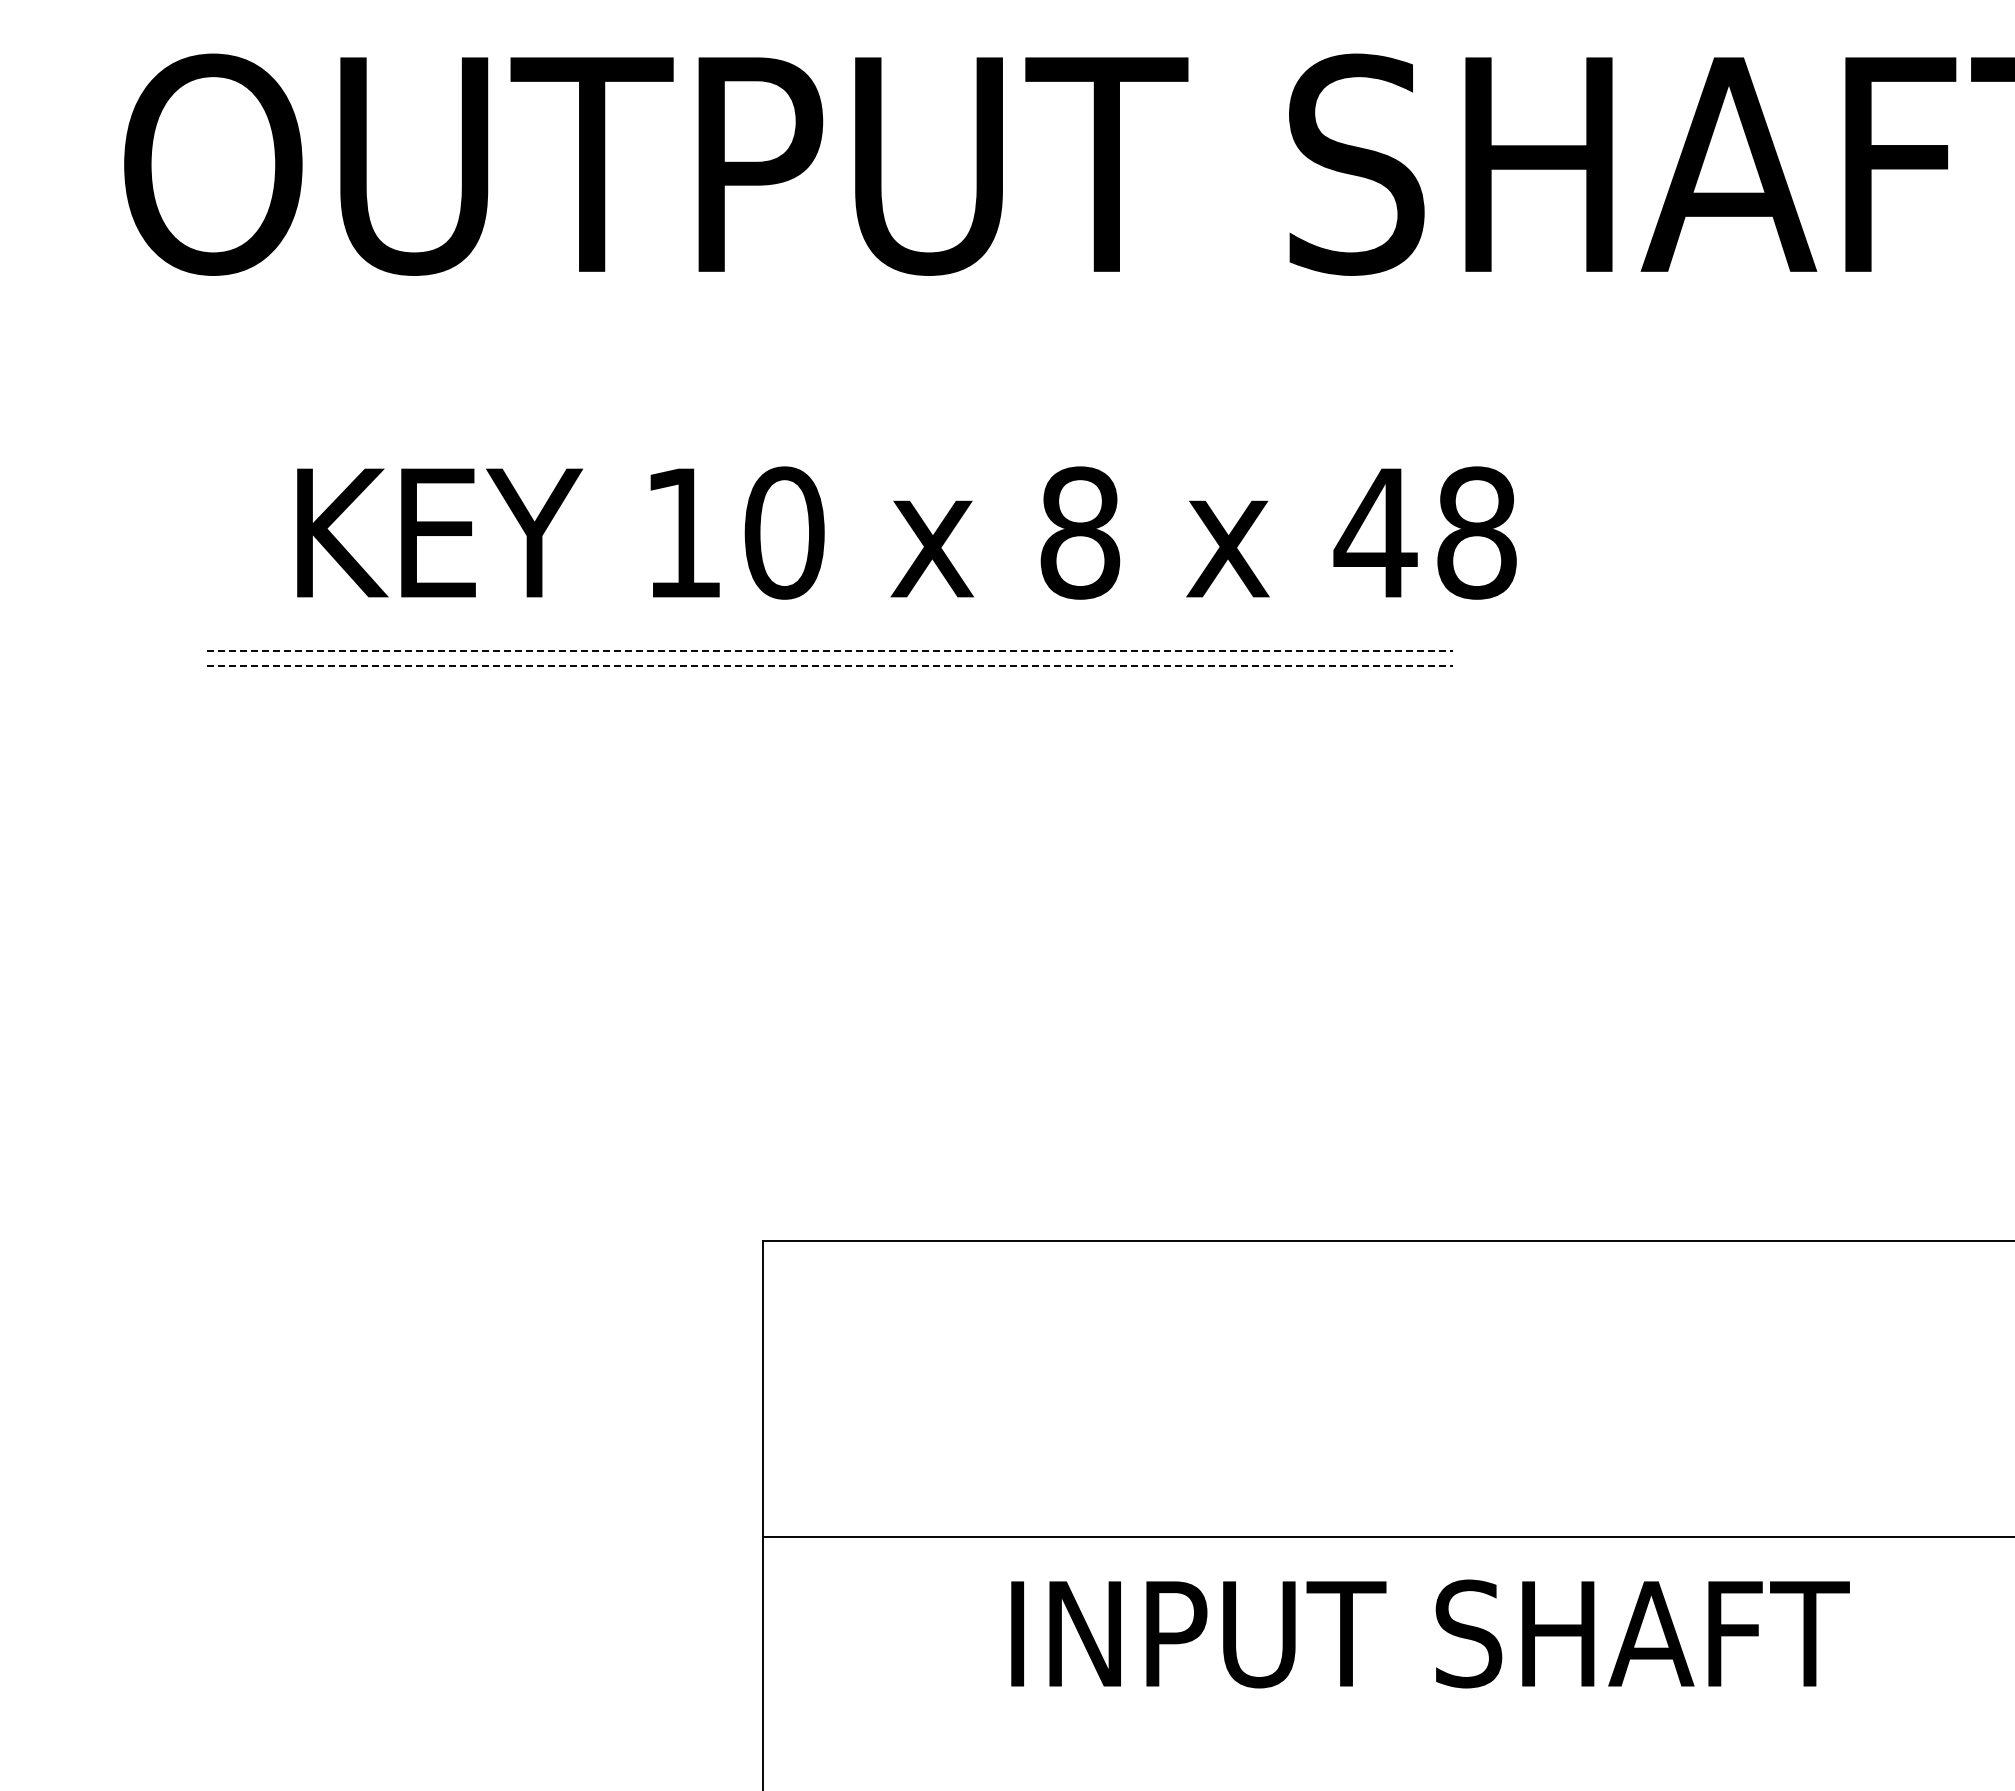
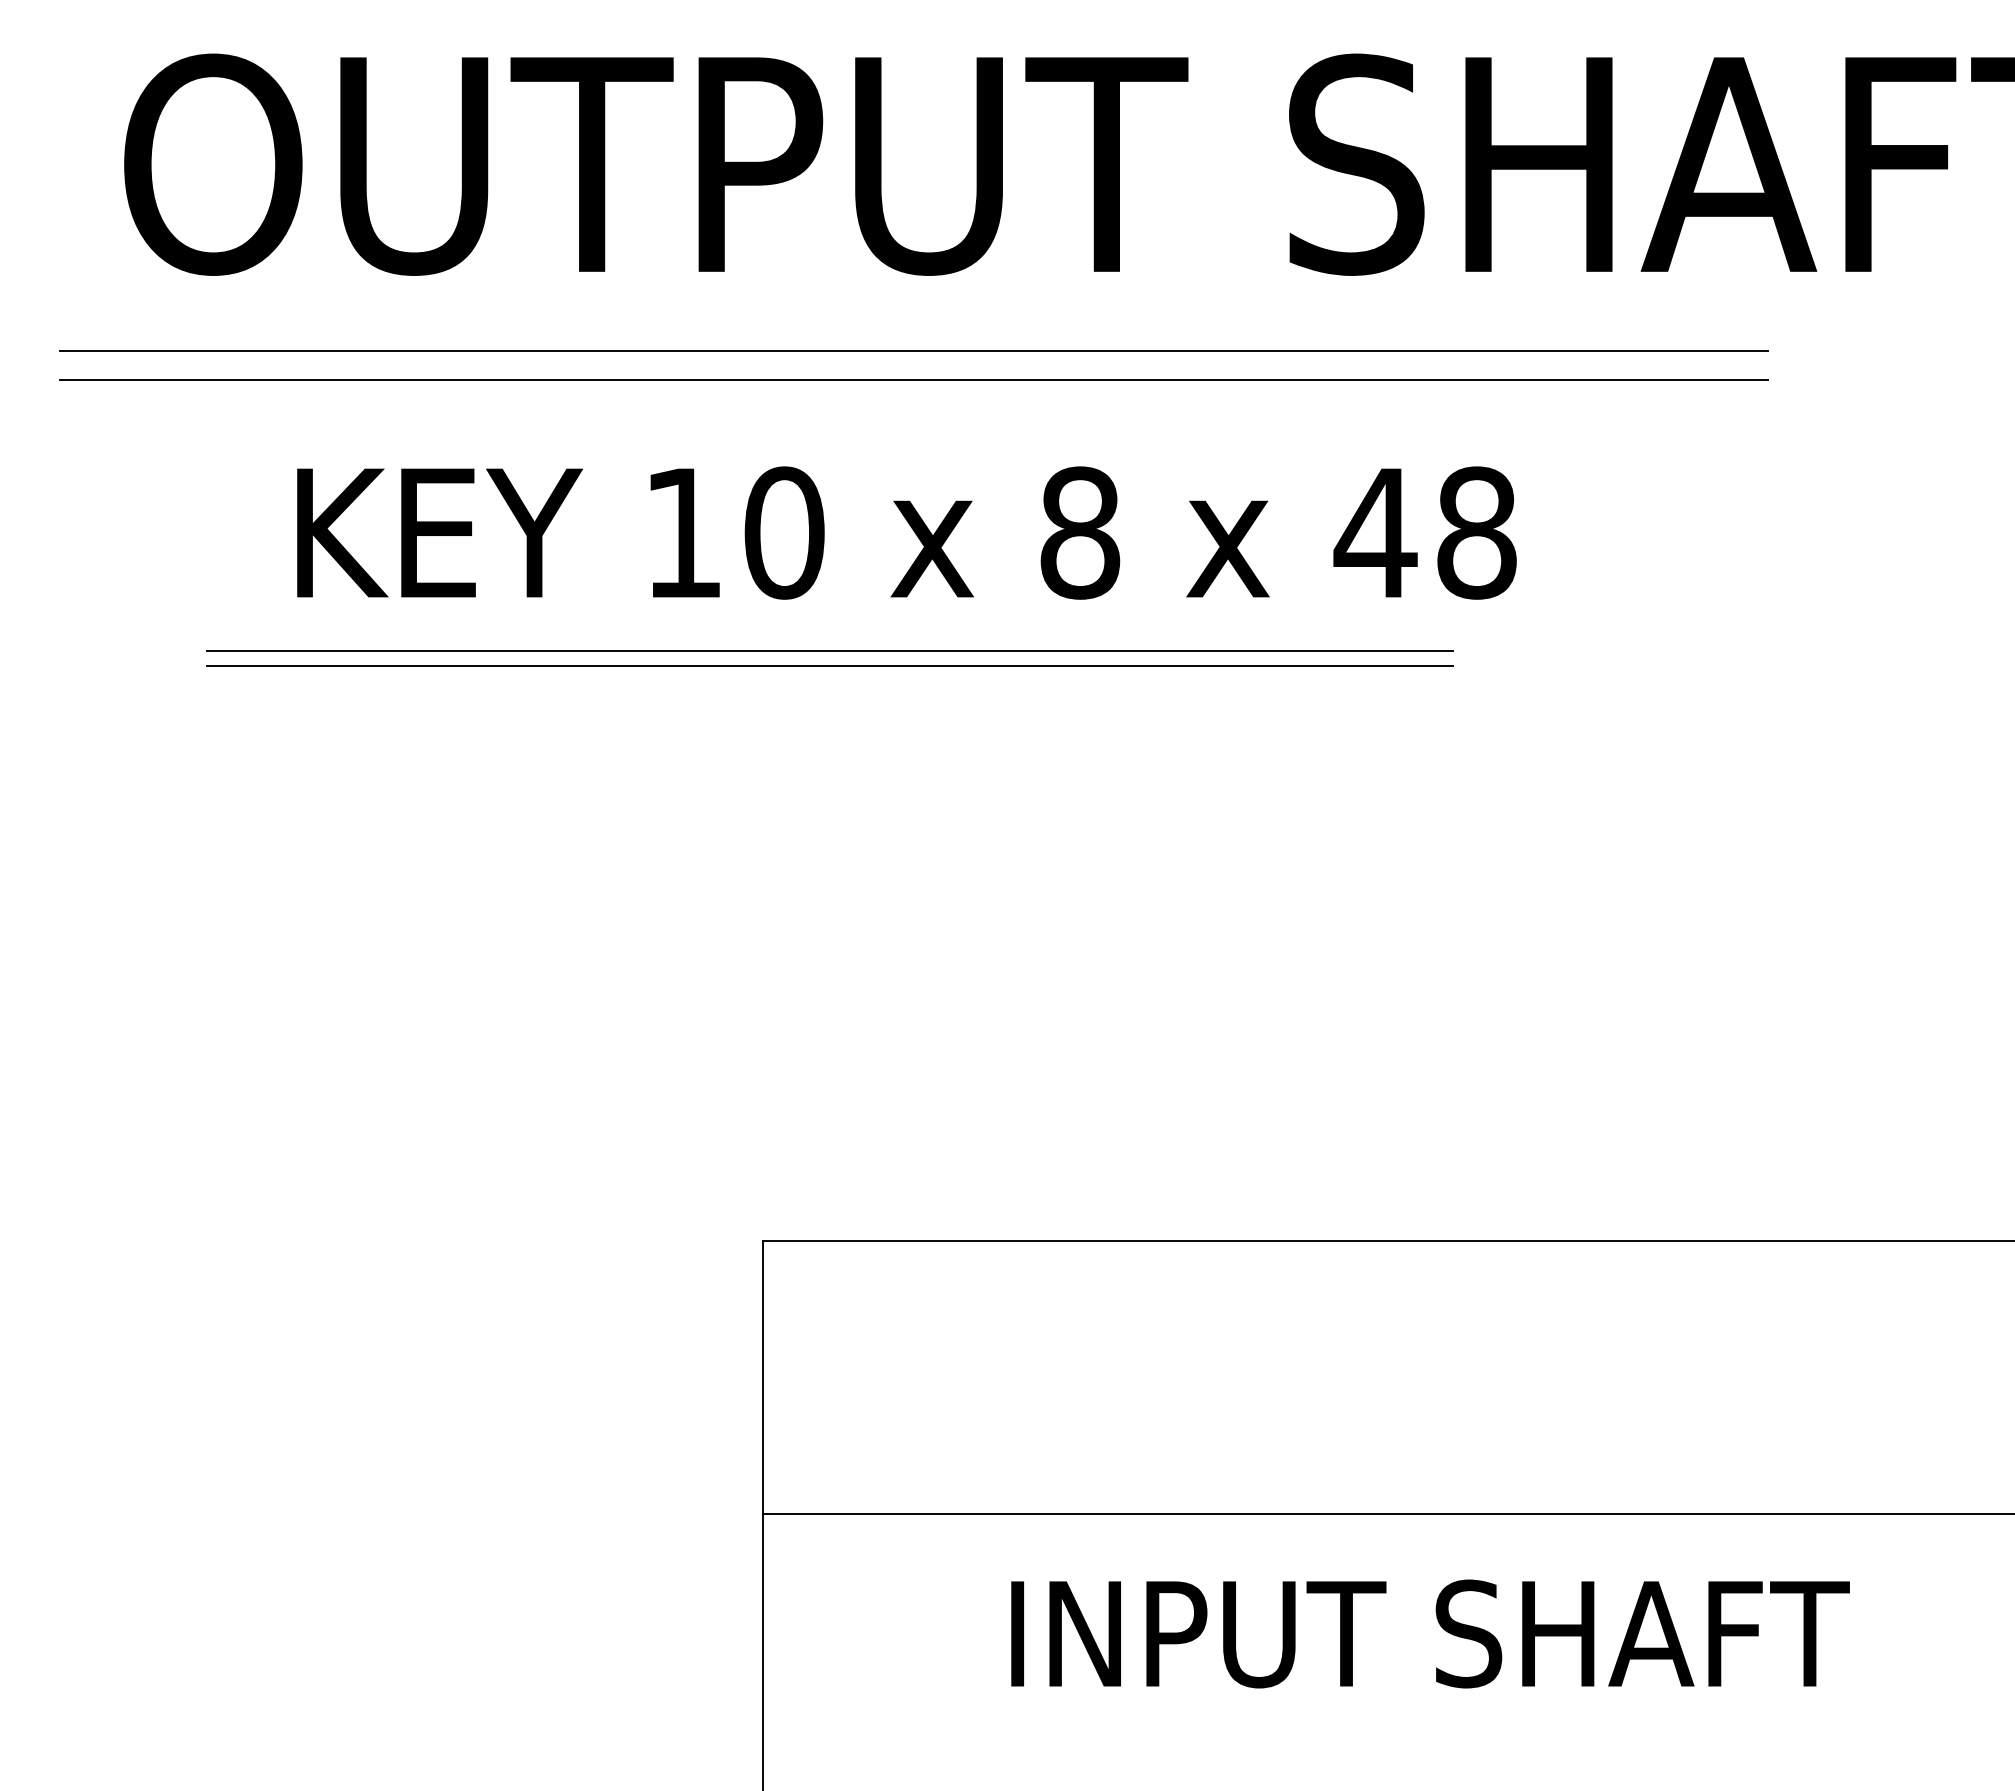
line: none -> present (914, 351)
line: none -> present (914, 379)
line: dashed -> solid (830, 651)
line: dashed -> solid (830, 665)
line position: (1386, 1537) -> (1386, 1514) (1386, 1514)
